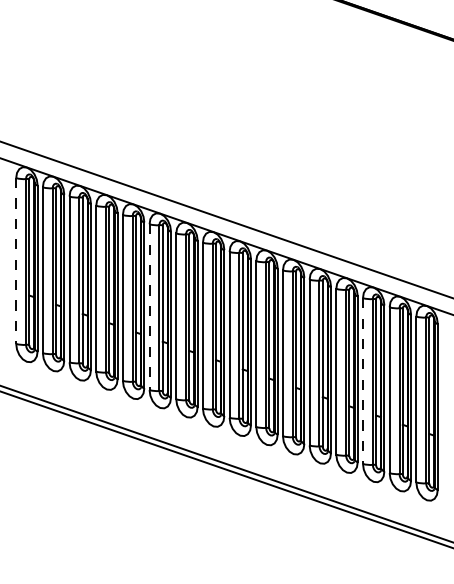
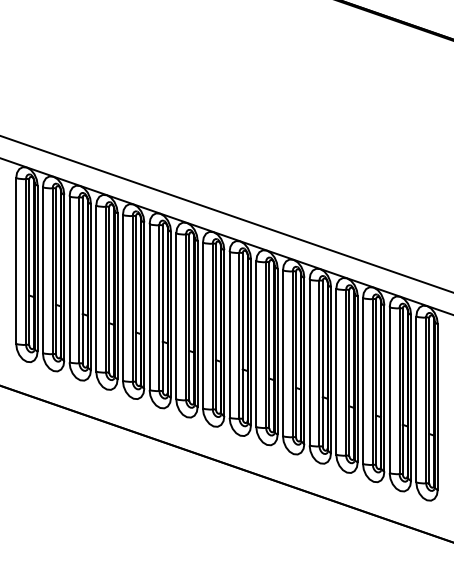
line position: (226, 219) -> (226, 213) (226, 213)
line: dashed -> solid (16, 261)
line: dashed -> solid (149, 307)
line: dashed -> solid (362, 381)
line position: (226, 469) -> (226, 463) (226, 463)
